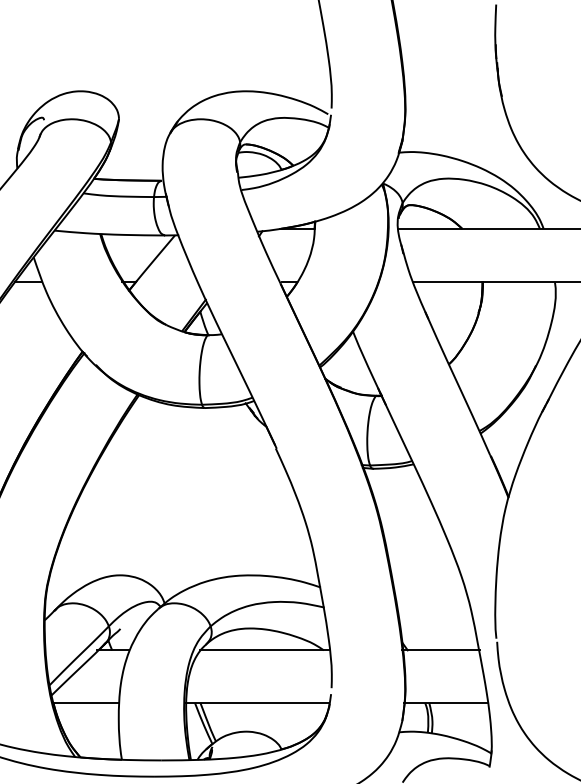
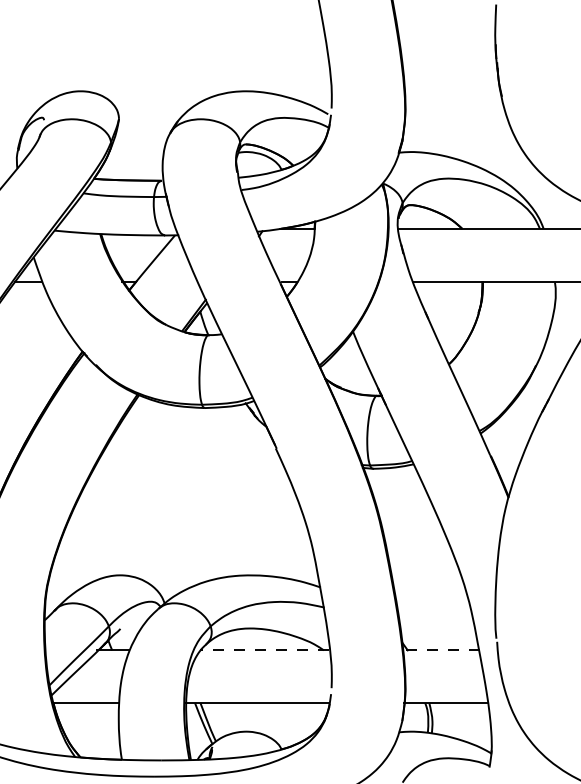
line: solid -> dashed (264, 650)
line: solid -> dashed (440, 650)
